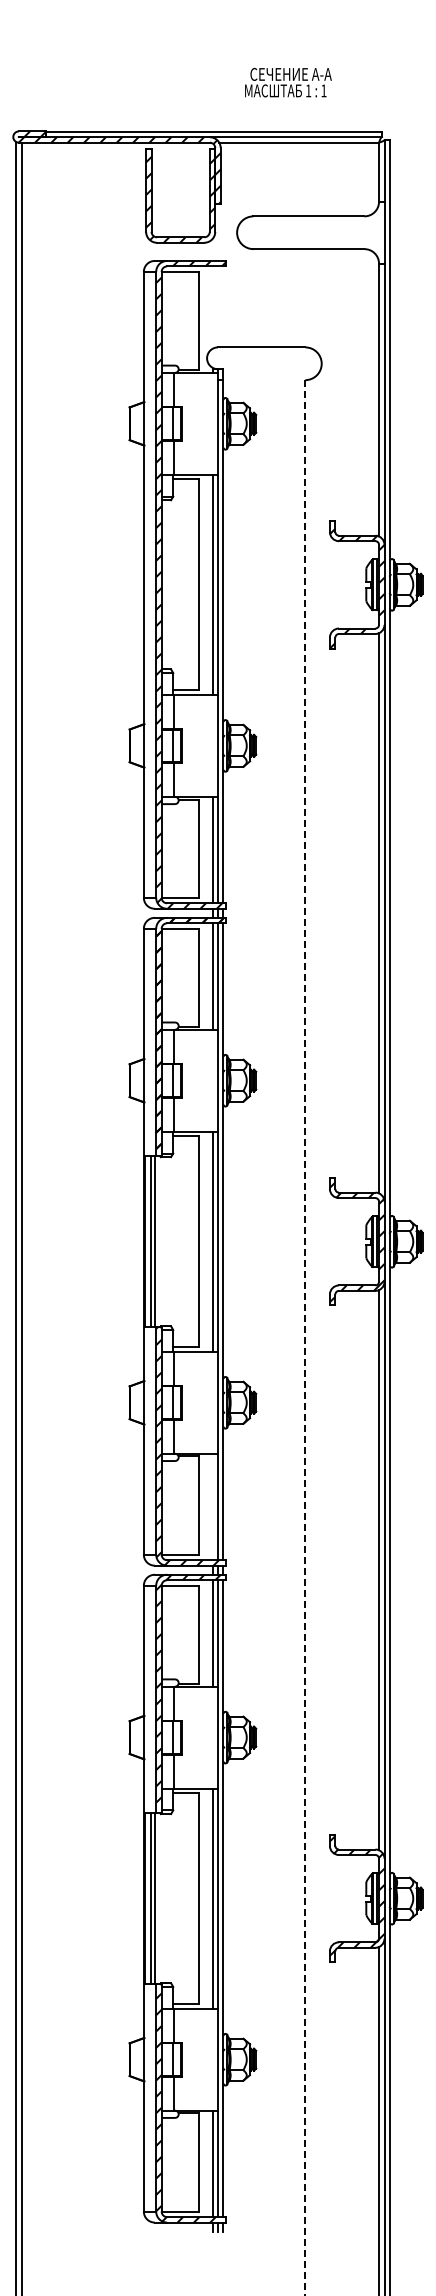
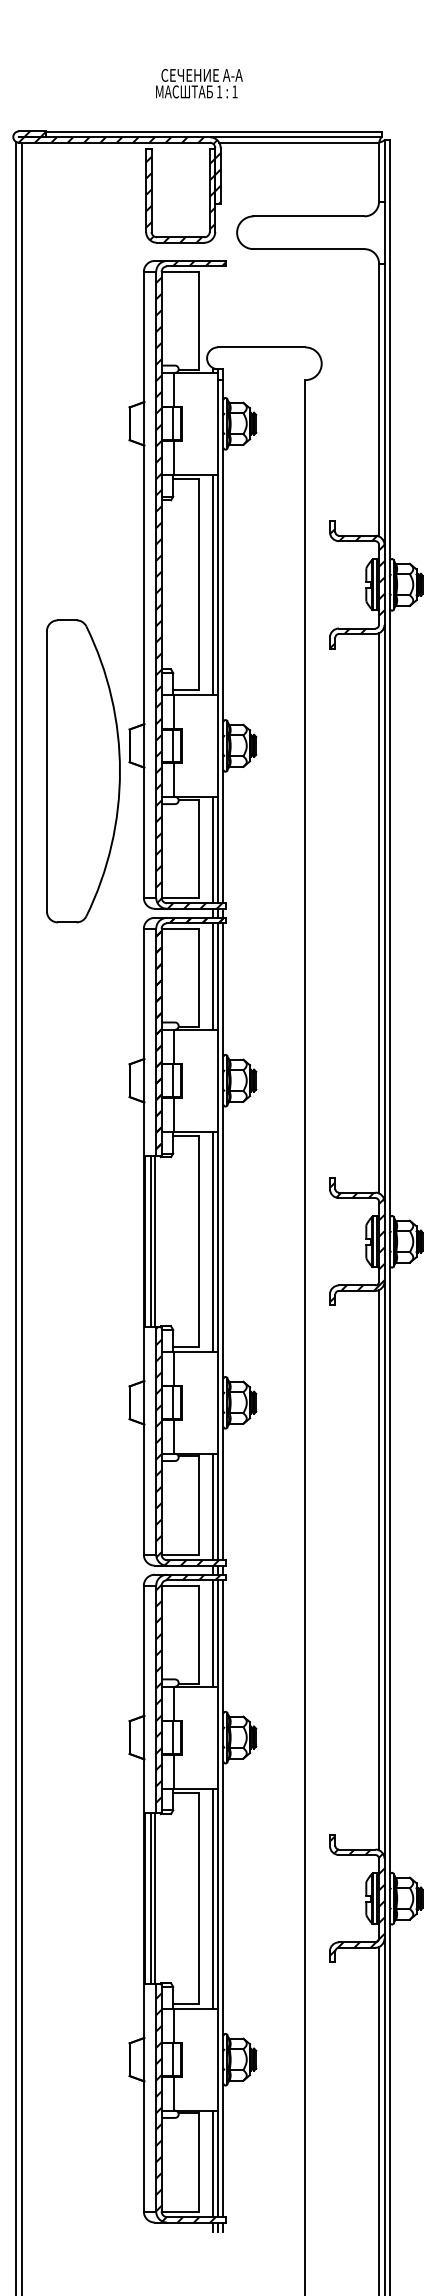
text position: (288, 82) -> (199, 83) (199, 83)
part: none -> present (83, 771)
line: dashed -> solid (305, 1338)
line: none -> present (212, 1506)
